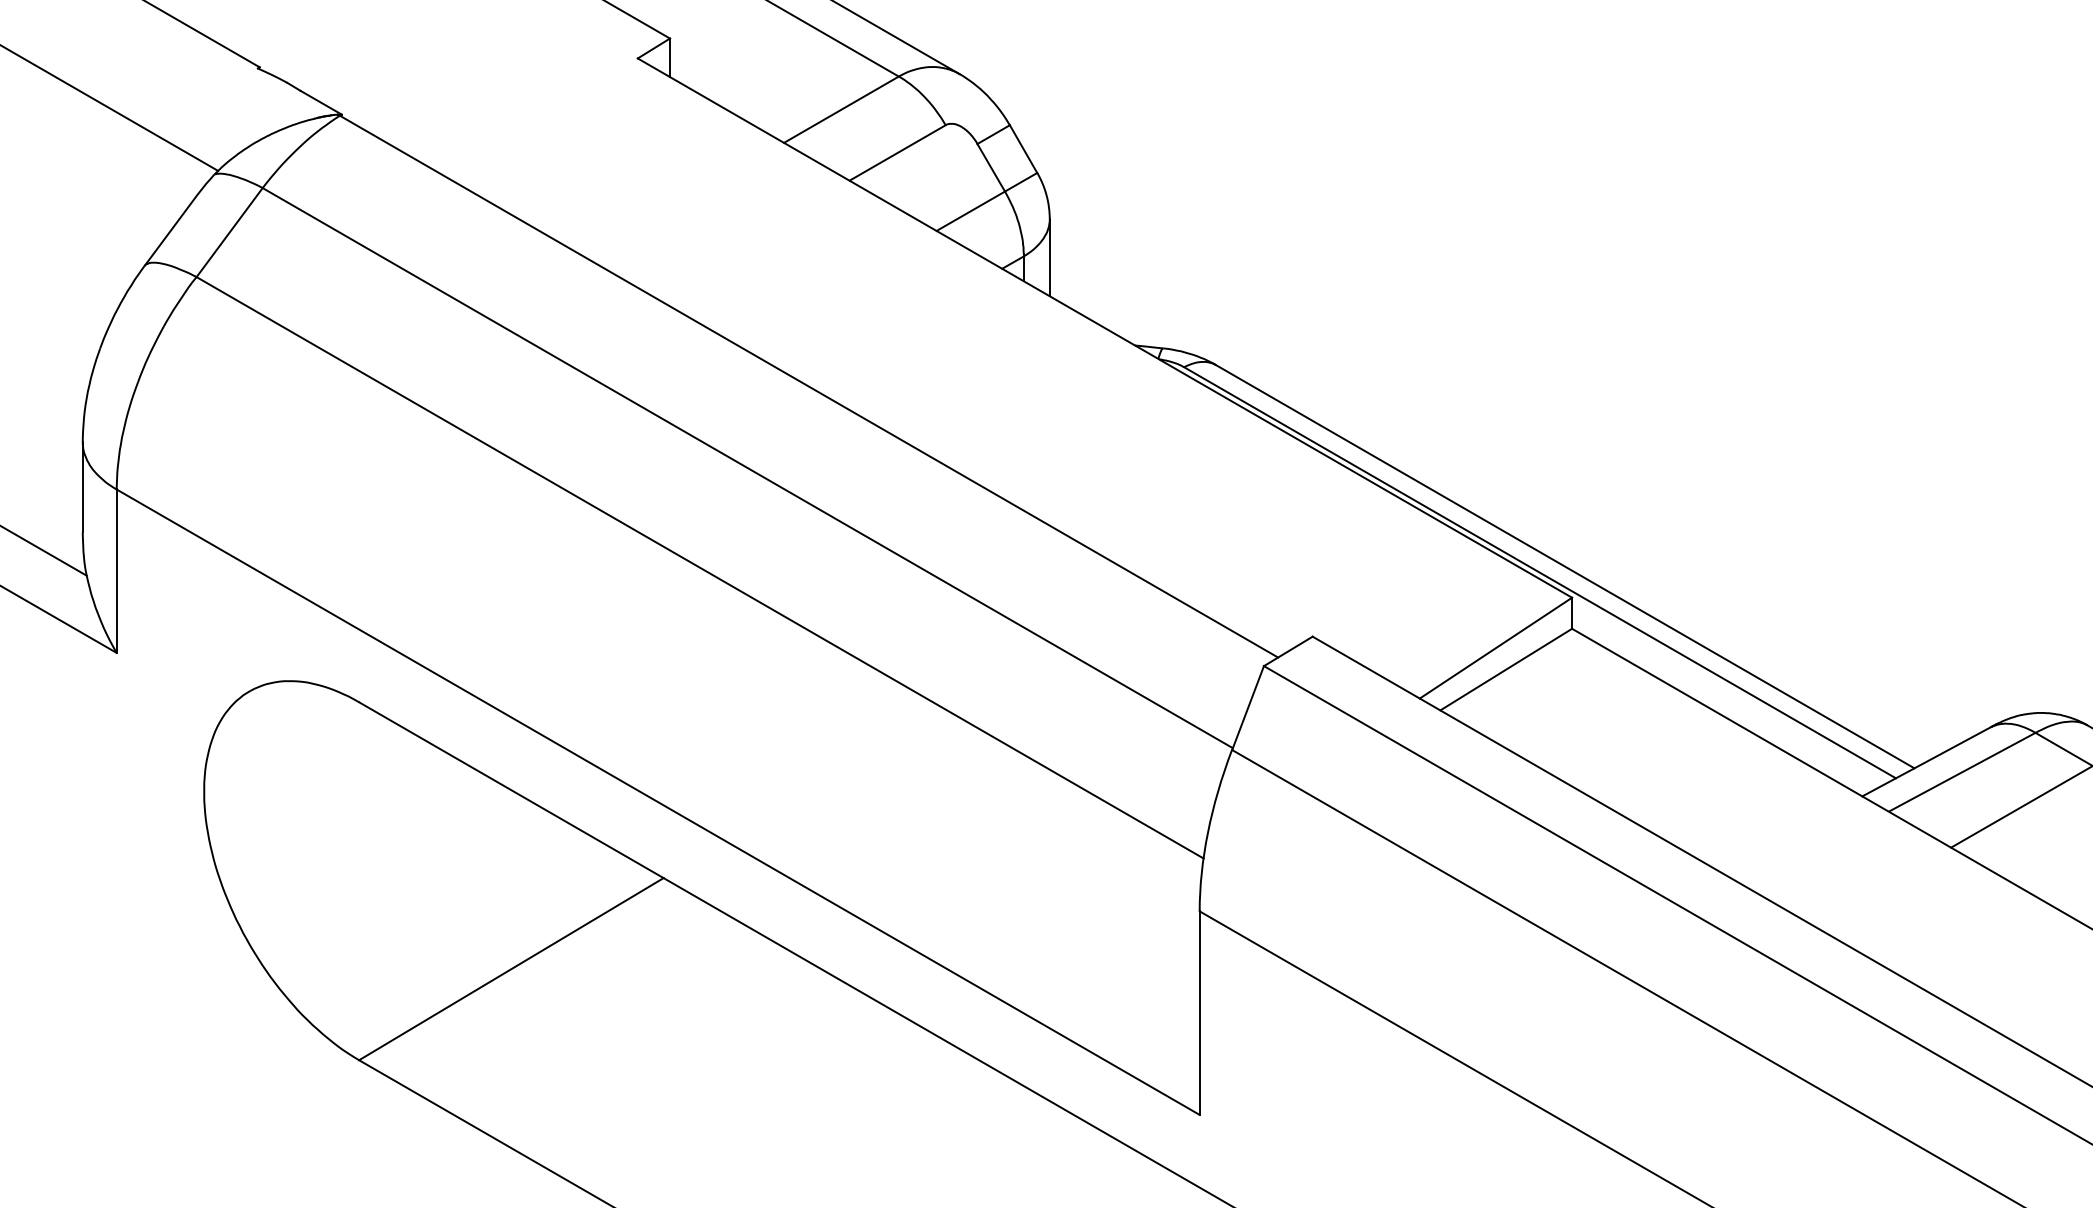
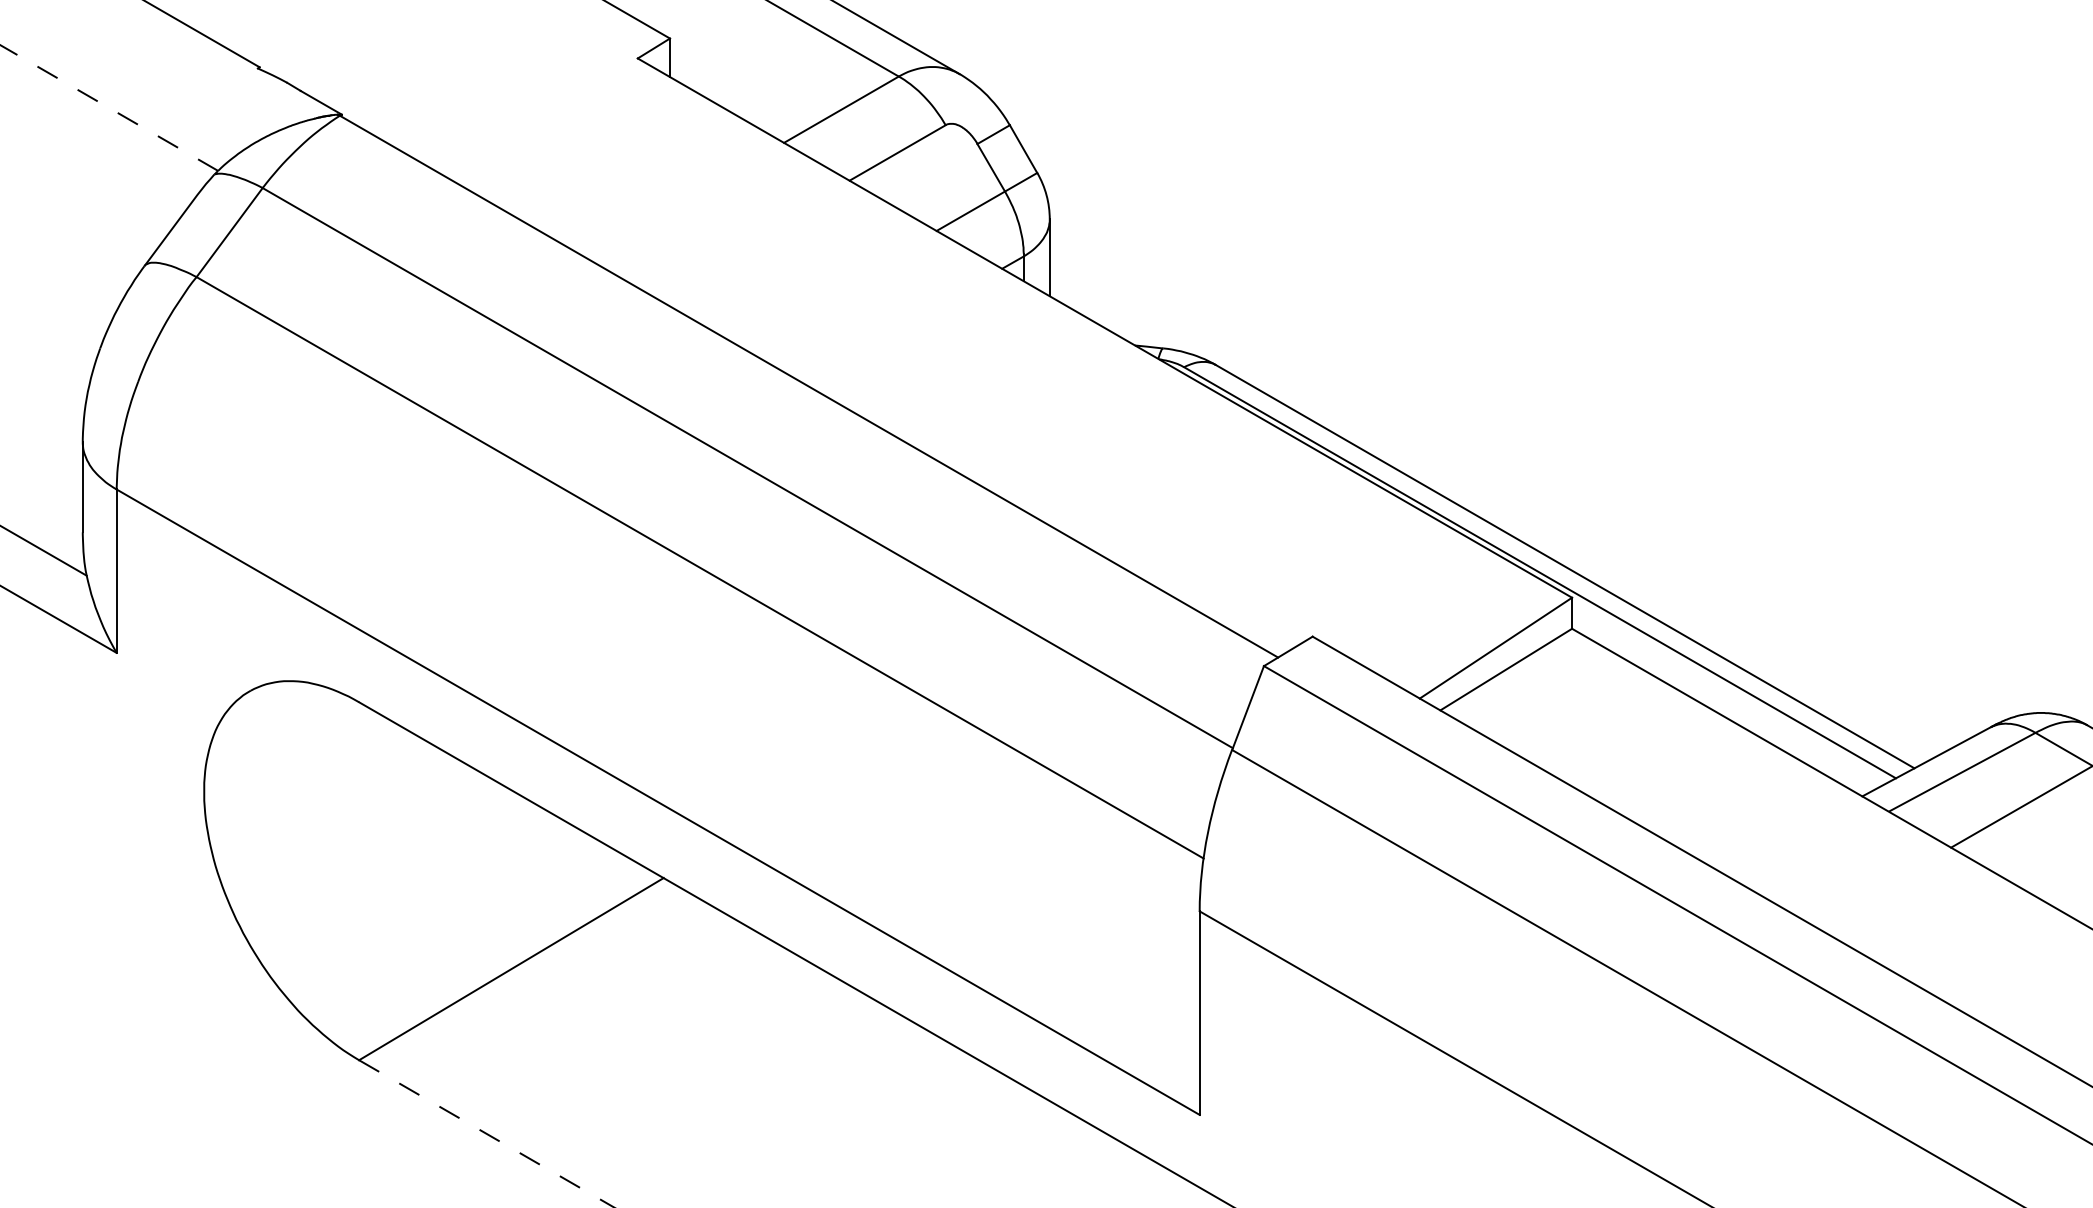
line: solid -> dashed (109, 107)
line: solid -> dashed (487, 1134)
